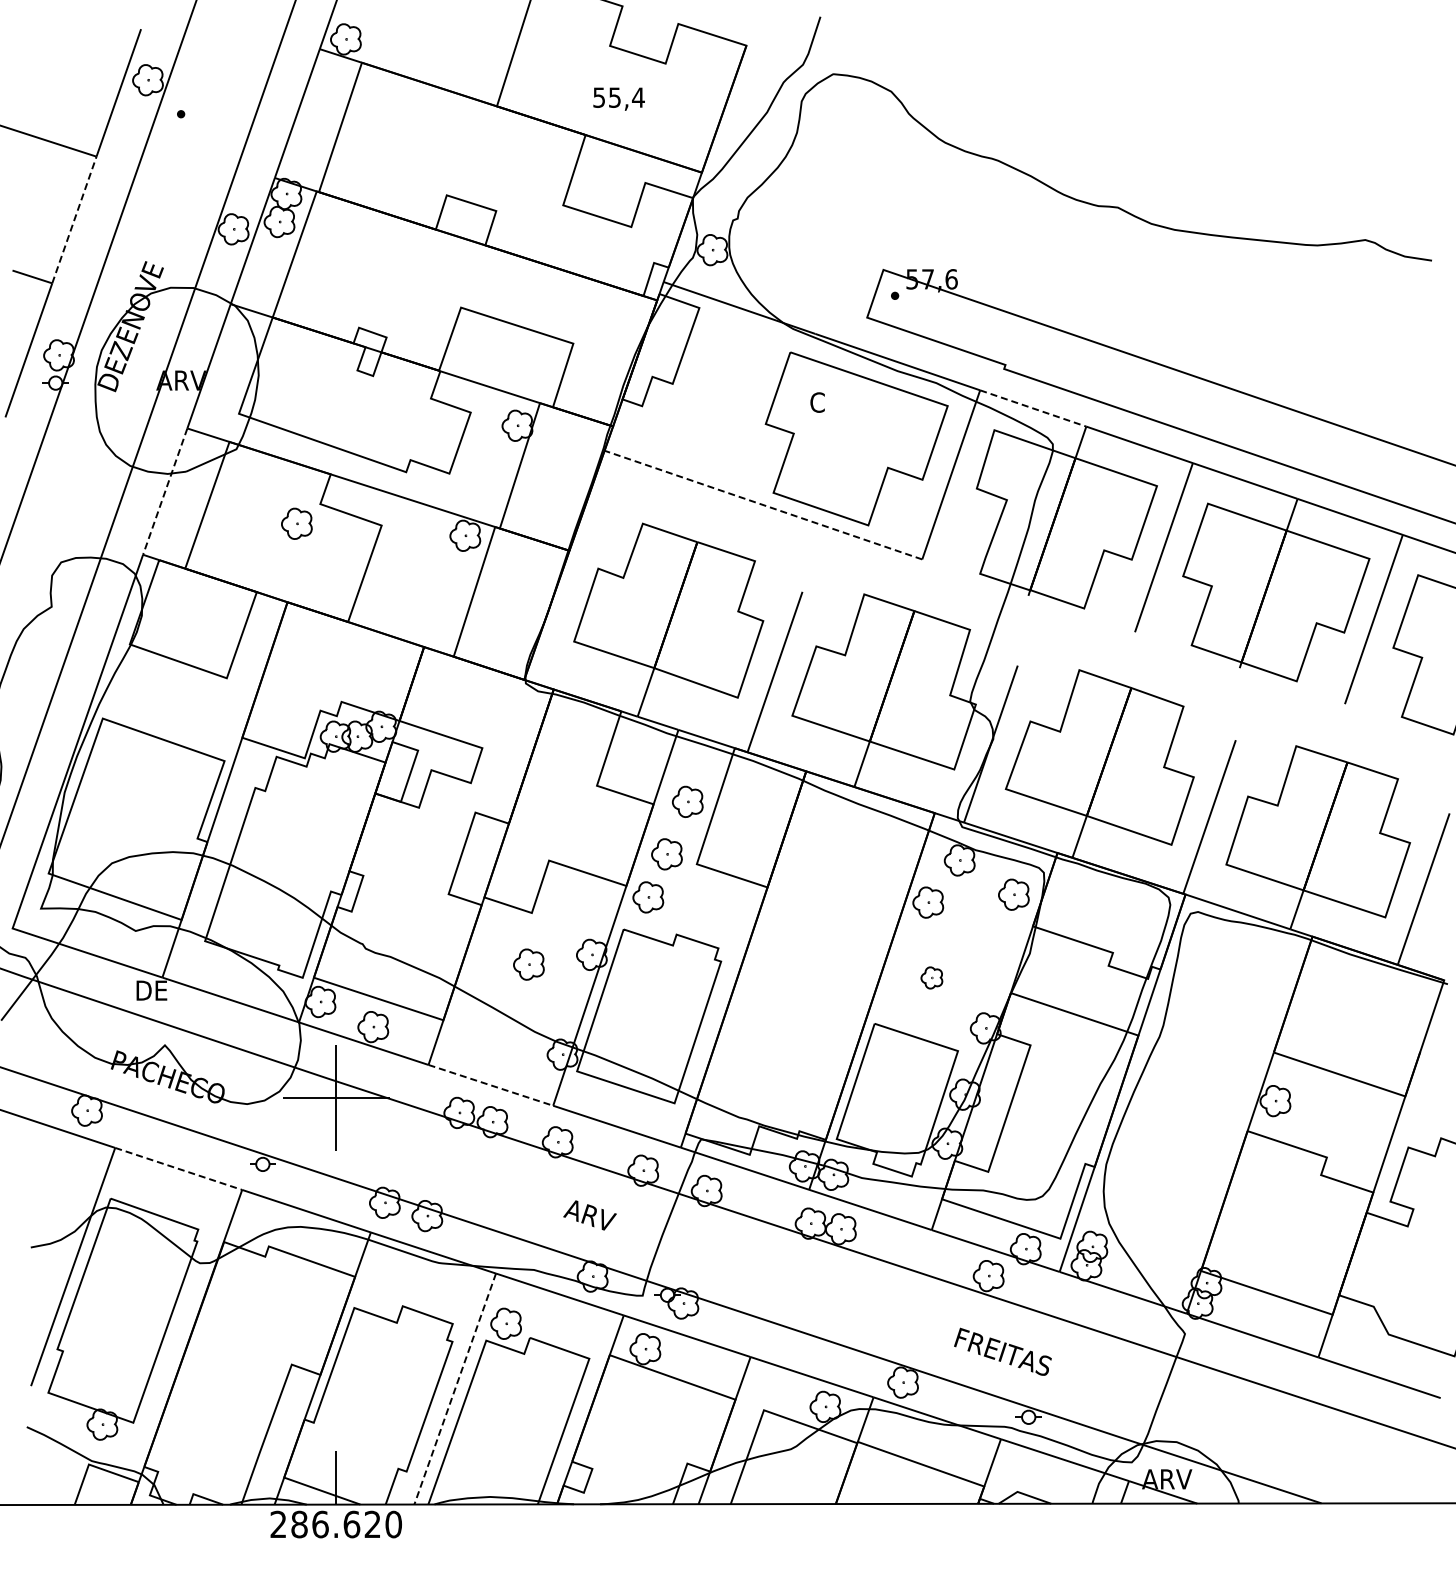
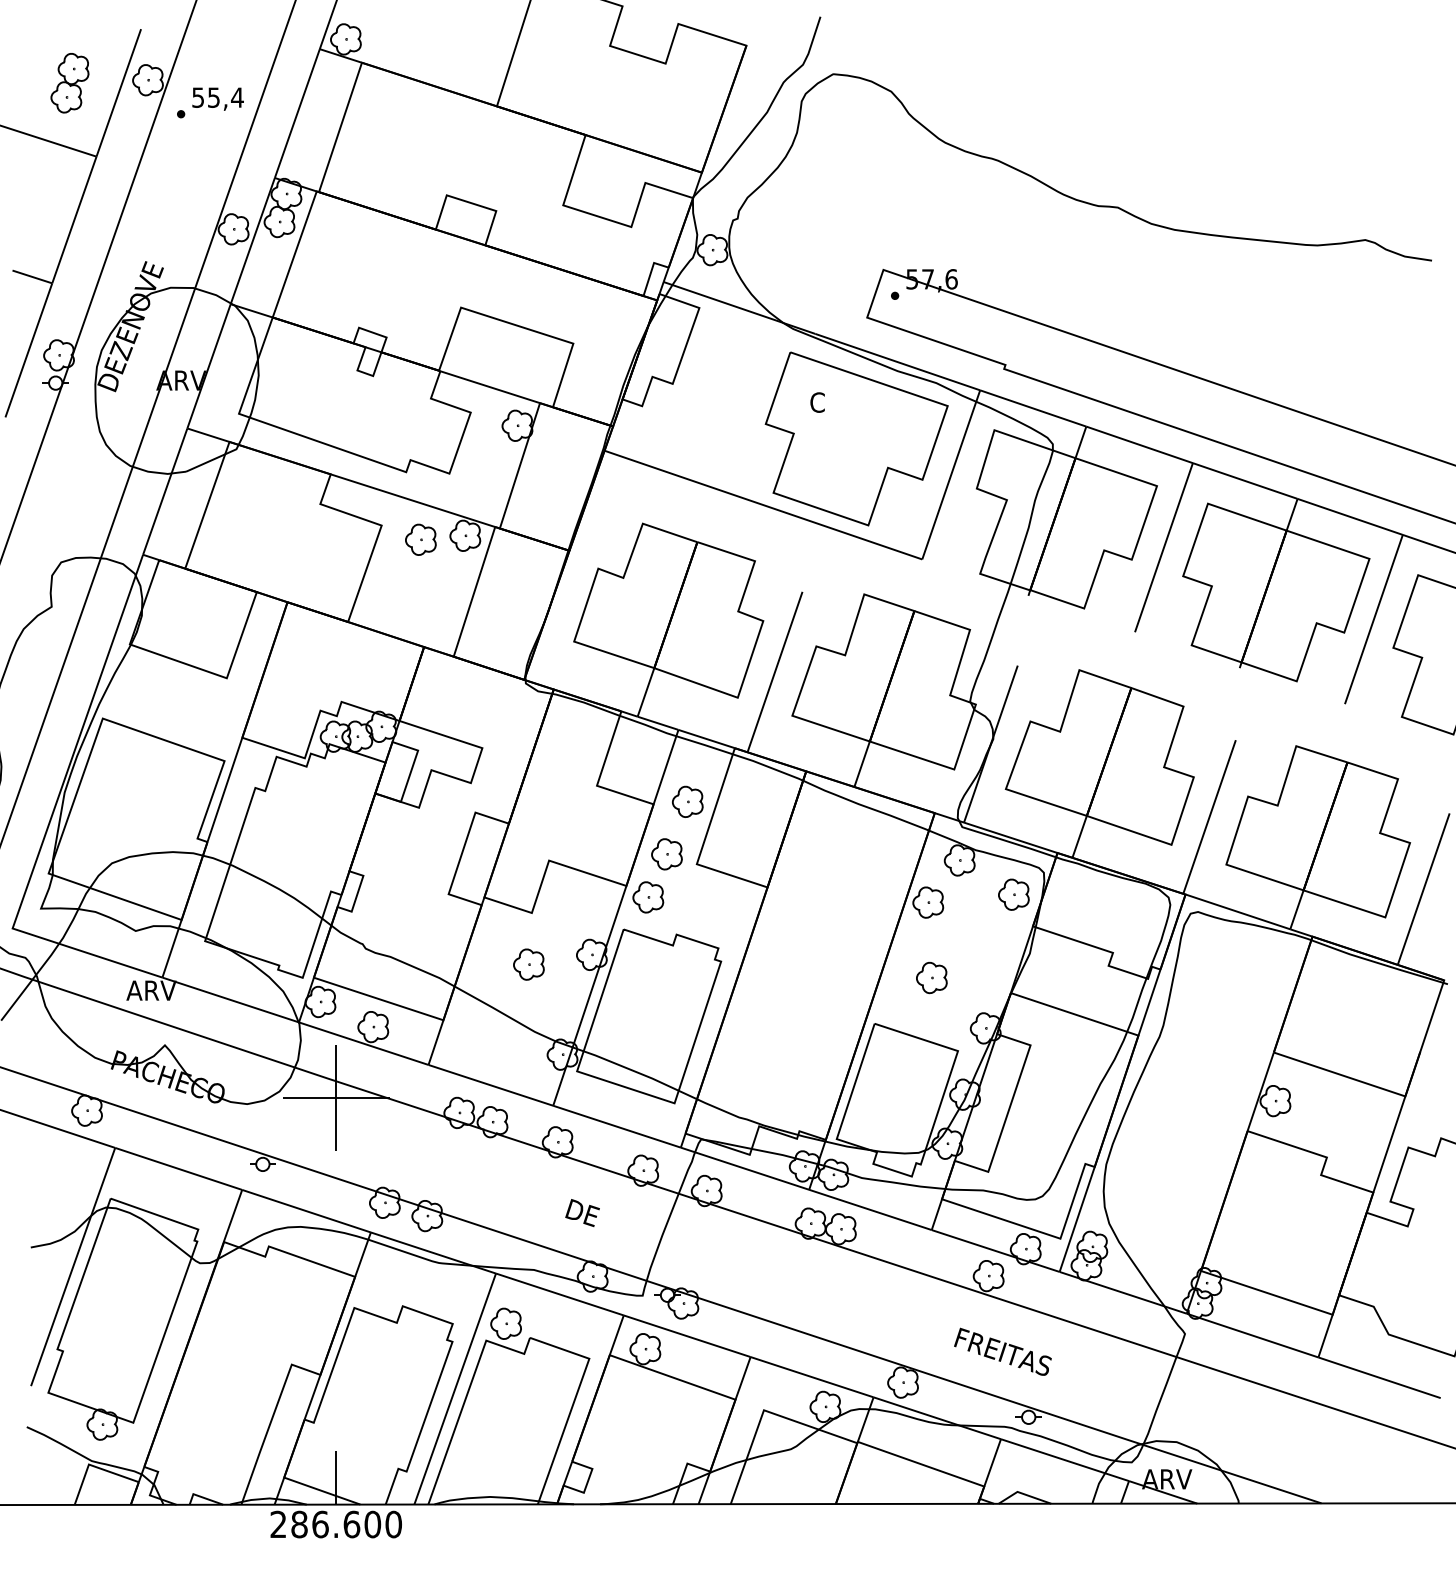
part: none -> present (69, 83)
text position: (618, 98) -> (217, 98) (217, 98)
line: dashed -> solid (74, 219)
line: dashed -> solid (1033, 408)
line: dashed -> solid (165, 491)
line: dashed -> solid (763, 505)
part position: (296, 523) -> (420, 539) (420, 539)
part size: 24x24 px -> 32x34 px (931, 977)
text: DE -> ARV (151, 990)
line: dashed -> solid (490, 1085)
line: dashed -> solid (178, 1168)
text: ARV -> DE (589, 1214)
line: dashed -> solid (455, 1389)
text: 286.620 -> 286.600 (372, 1524)
